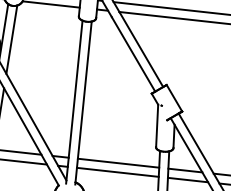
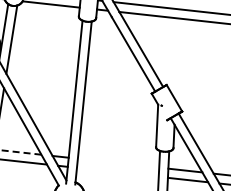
line: solid -> dashed (20, 152)
line: present -> none (118, 162)
line: present -> none (117, 171)
